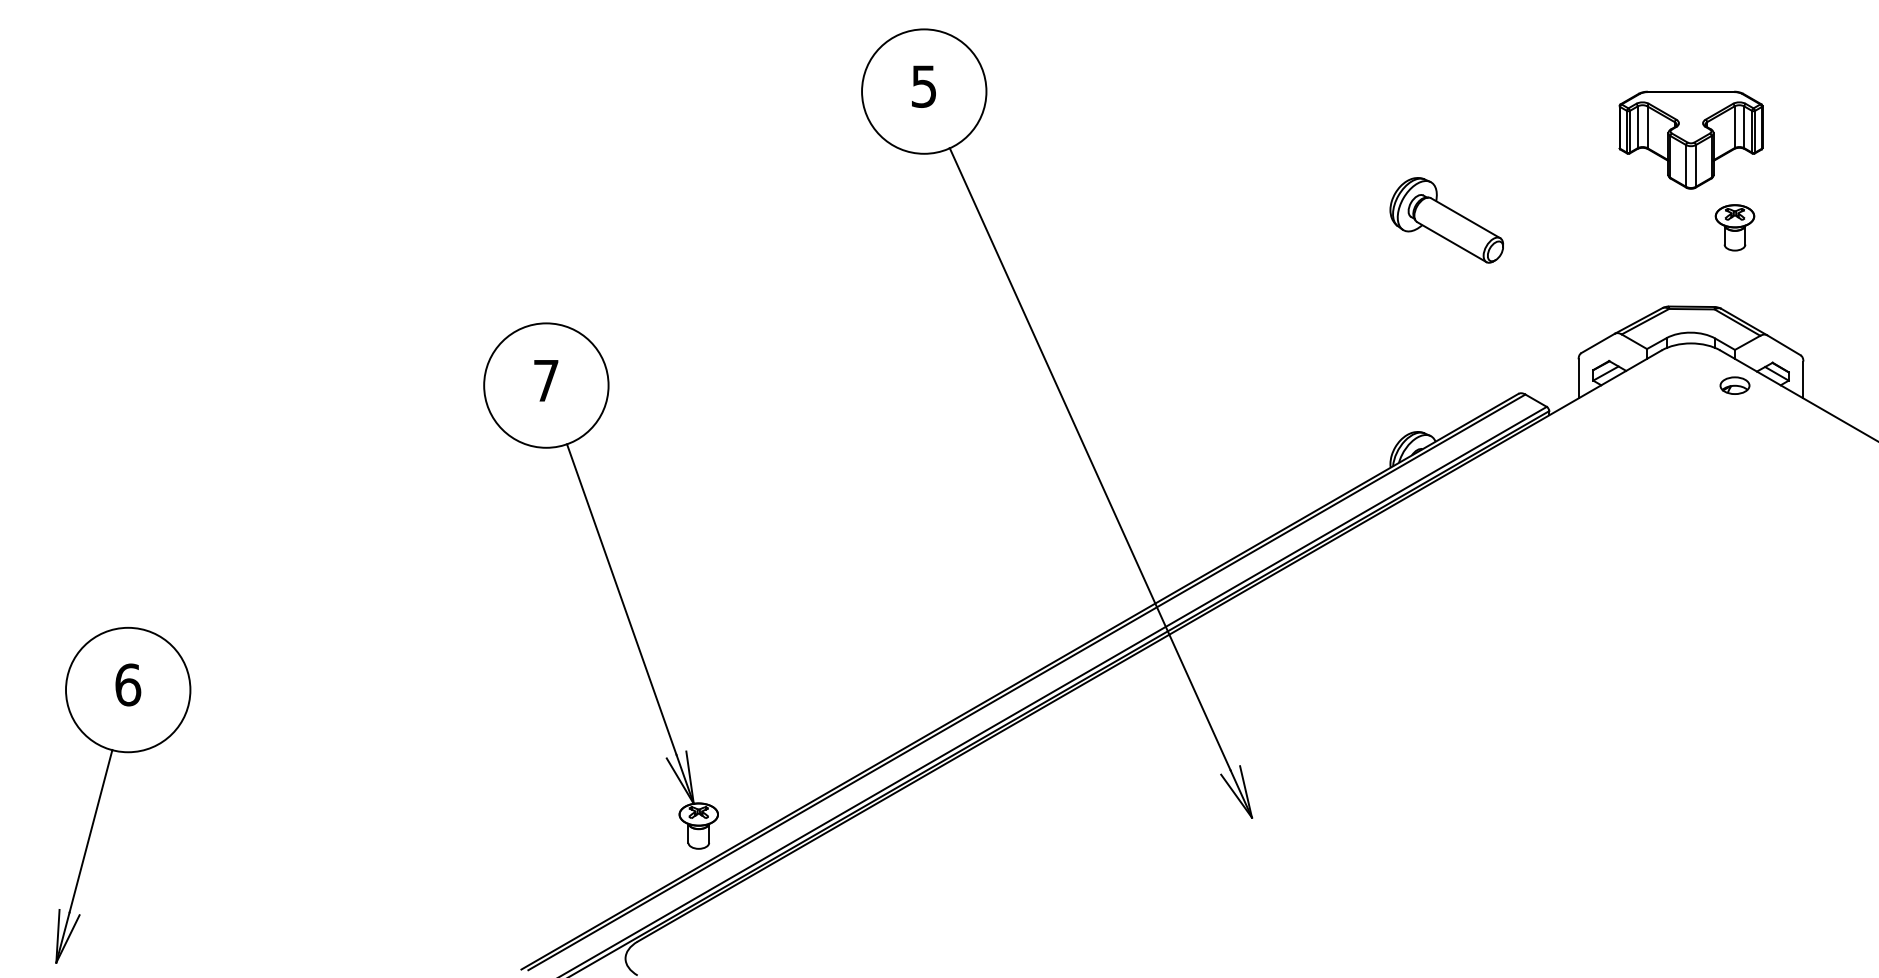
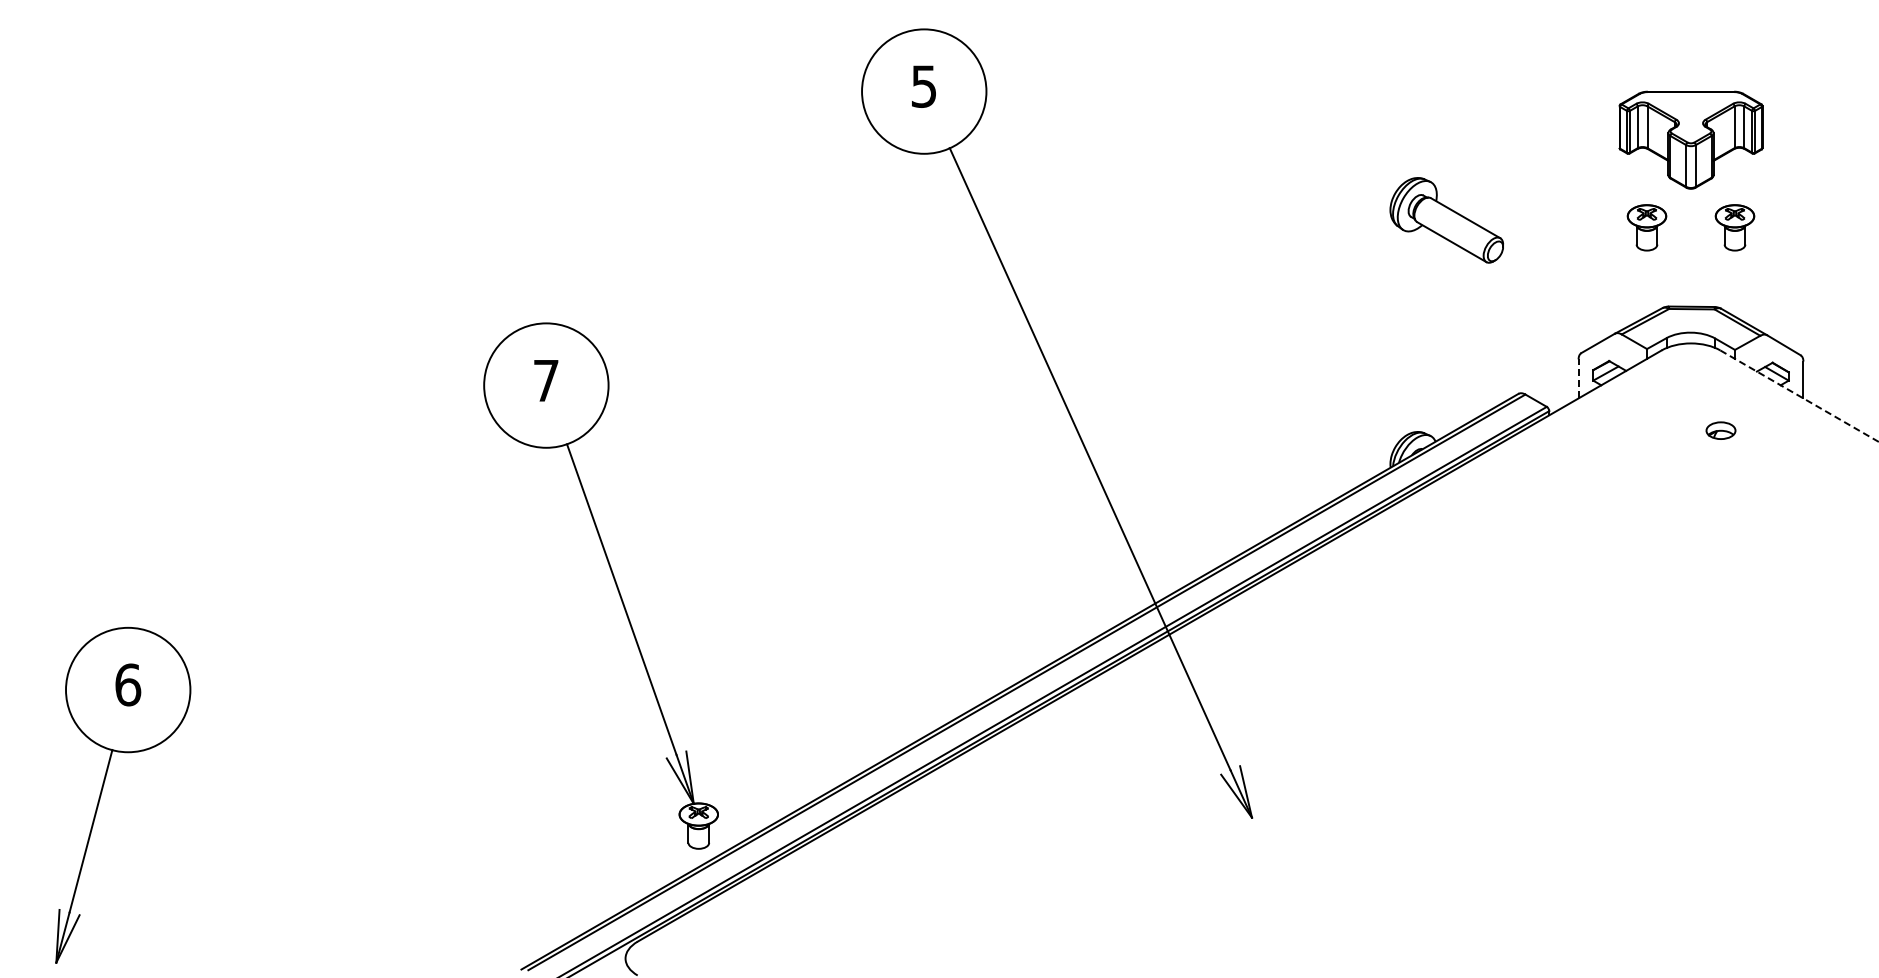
part: none -> present (1646, 227)
line: solid -> dashed (1578, 378)
part position: (1734, 385) -> (1720, 430) (1720, 430)
line: solid -> dashed (1799, 396)
